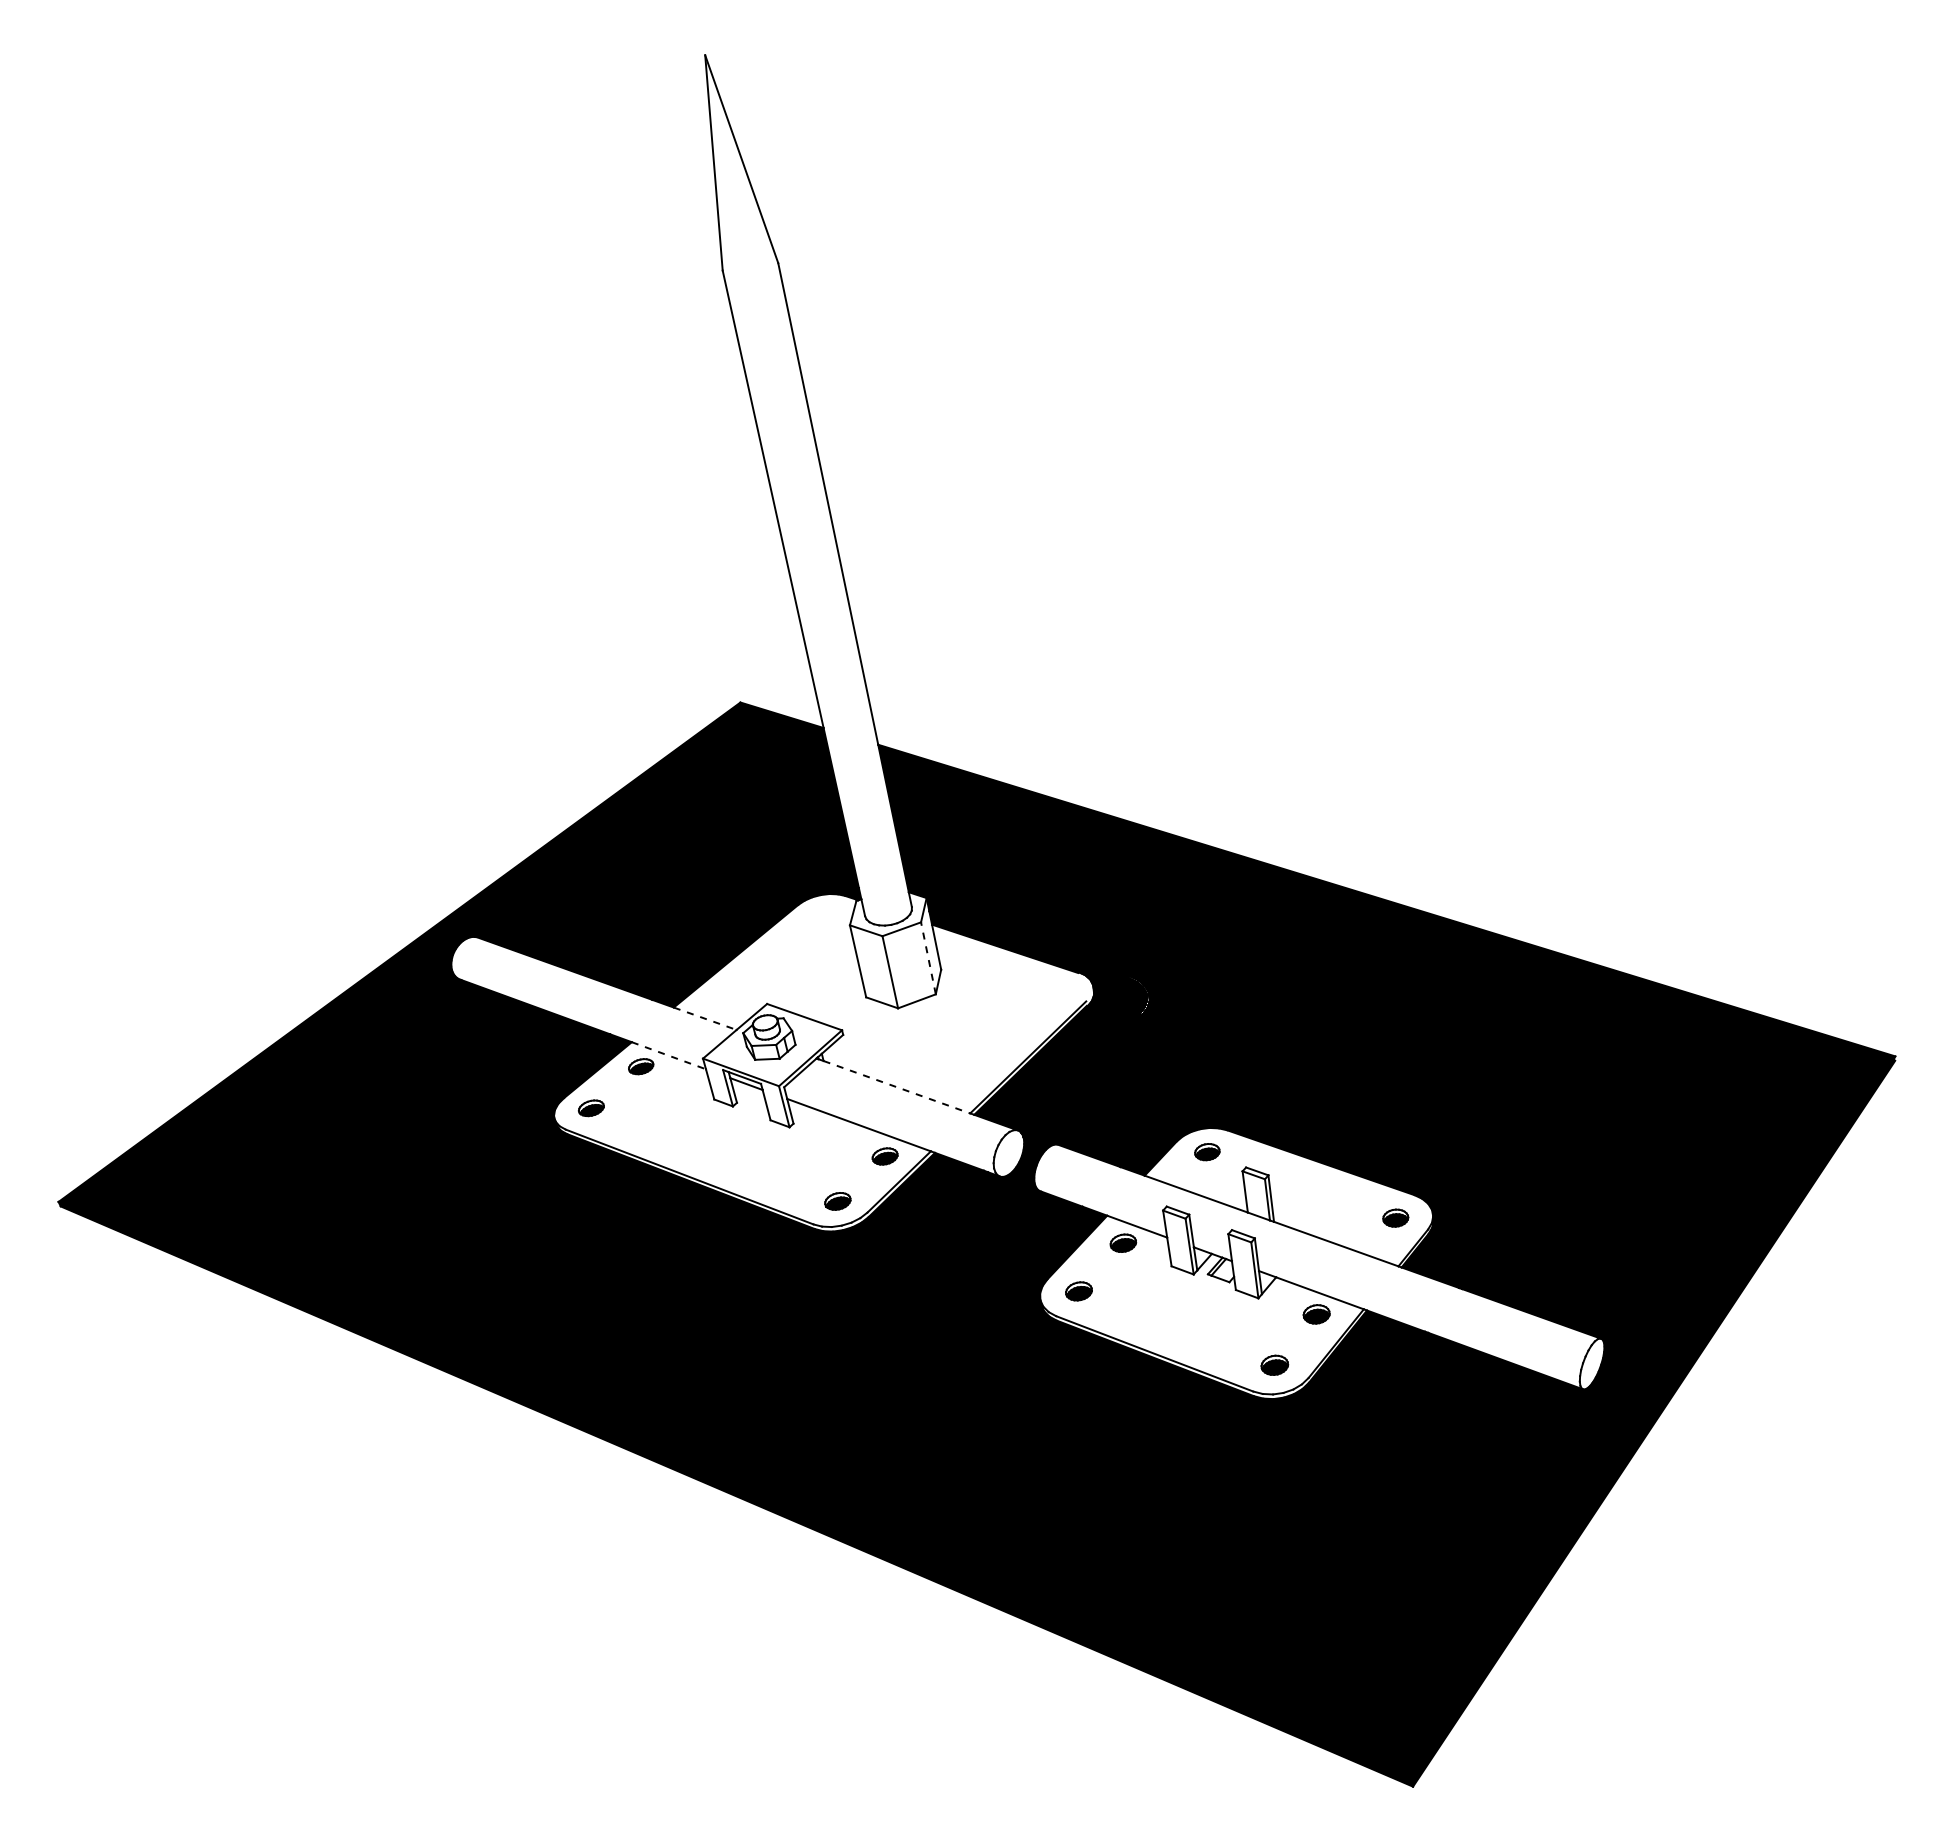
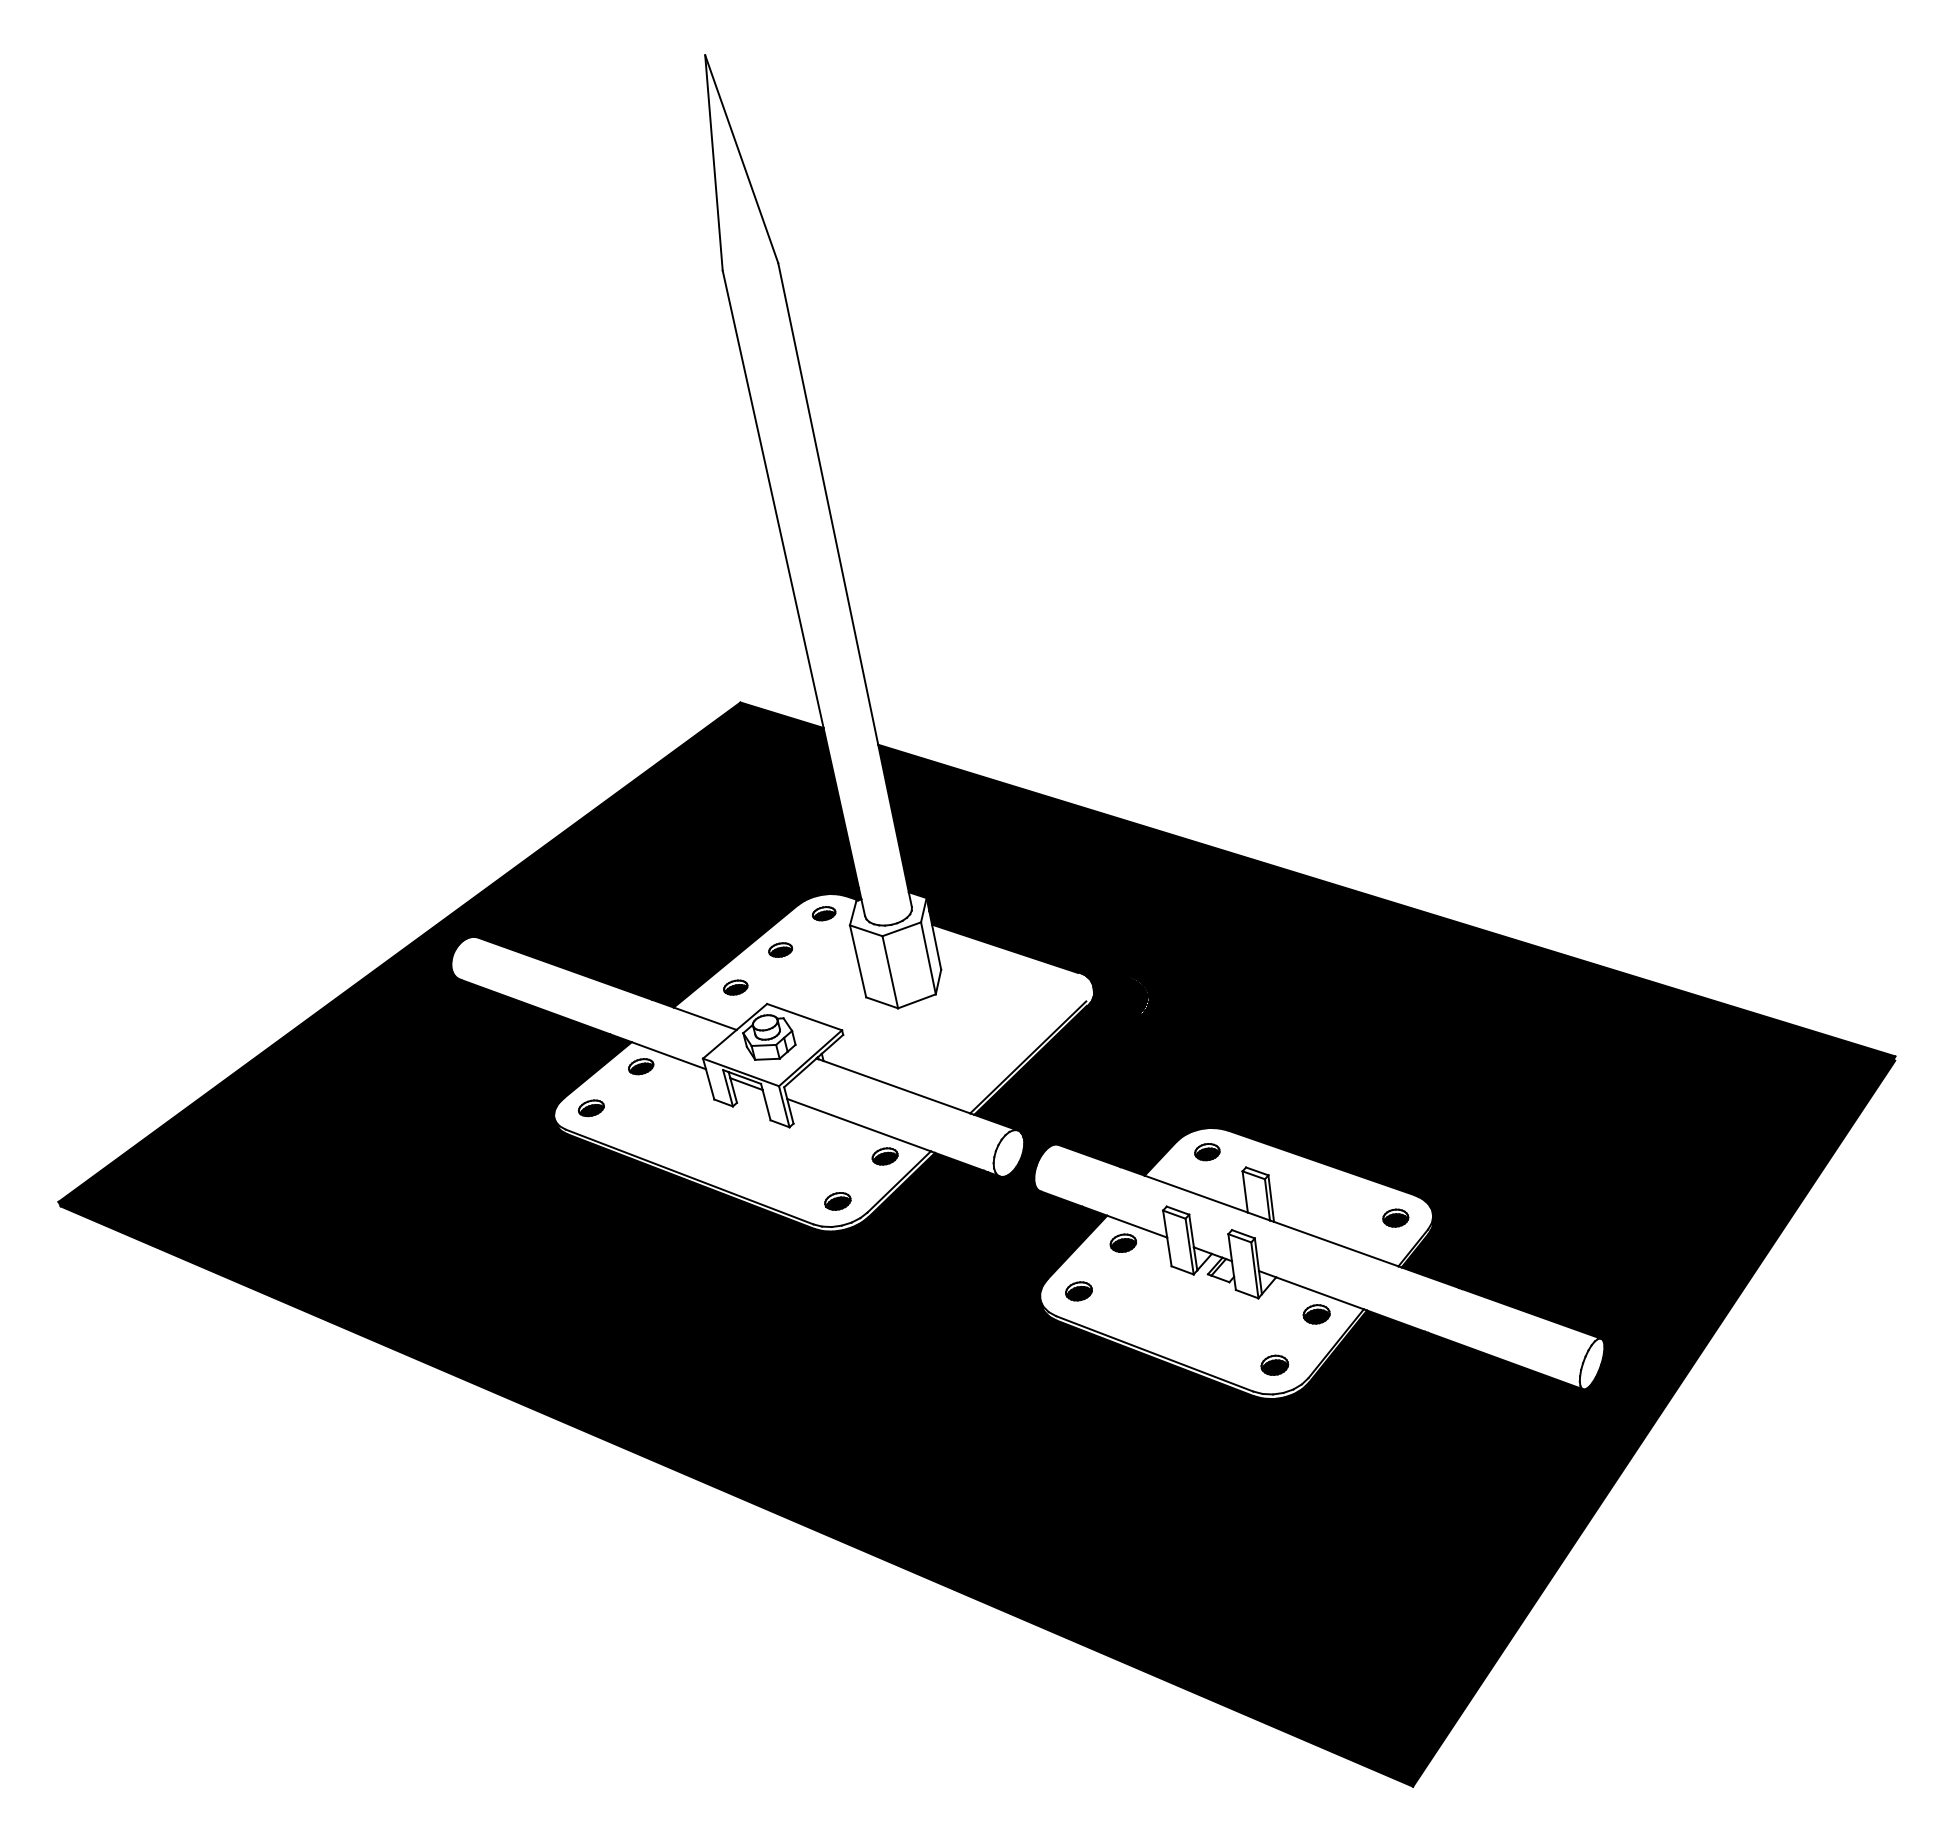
part: none -> present (779, 950)
line: dashed -> solid (928, 958)
line: dashed -> solid (705, 1018)
line: dashed -> solid (669, 1055)
line: dashed -> solid (896, 1087)
